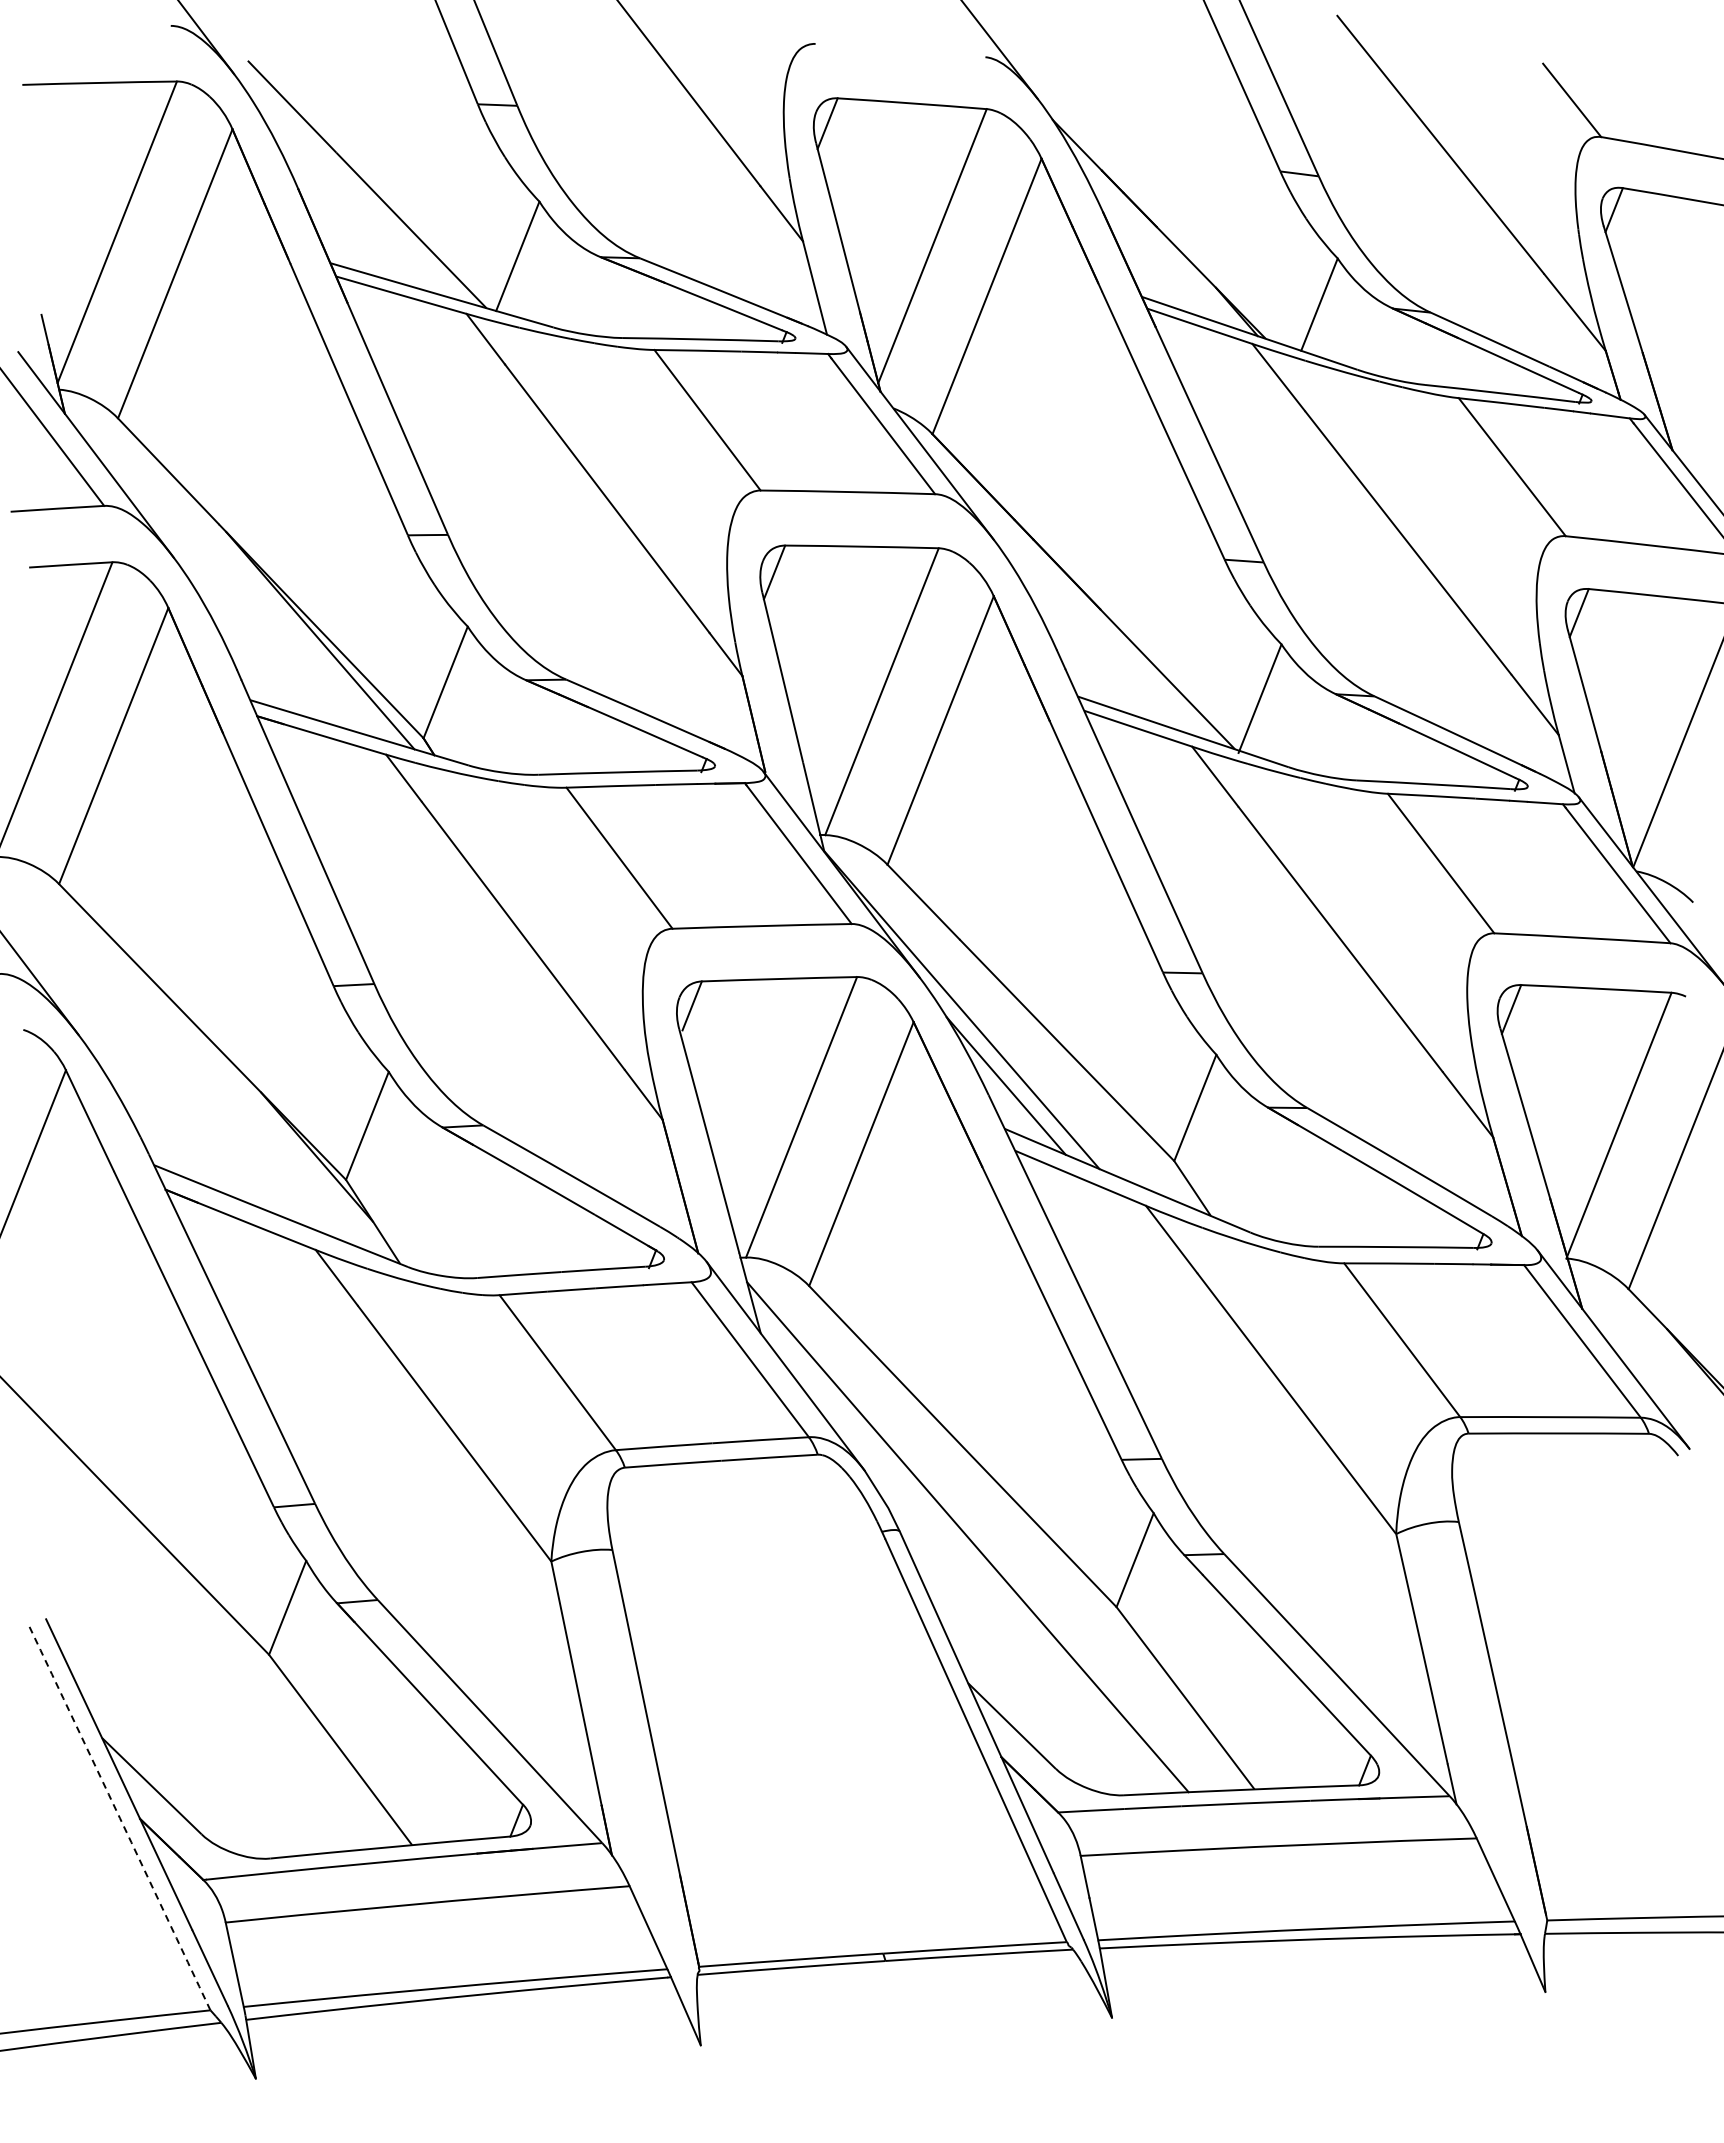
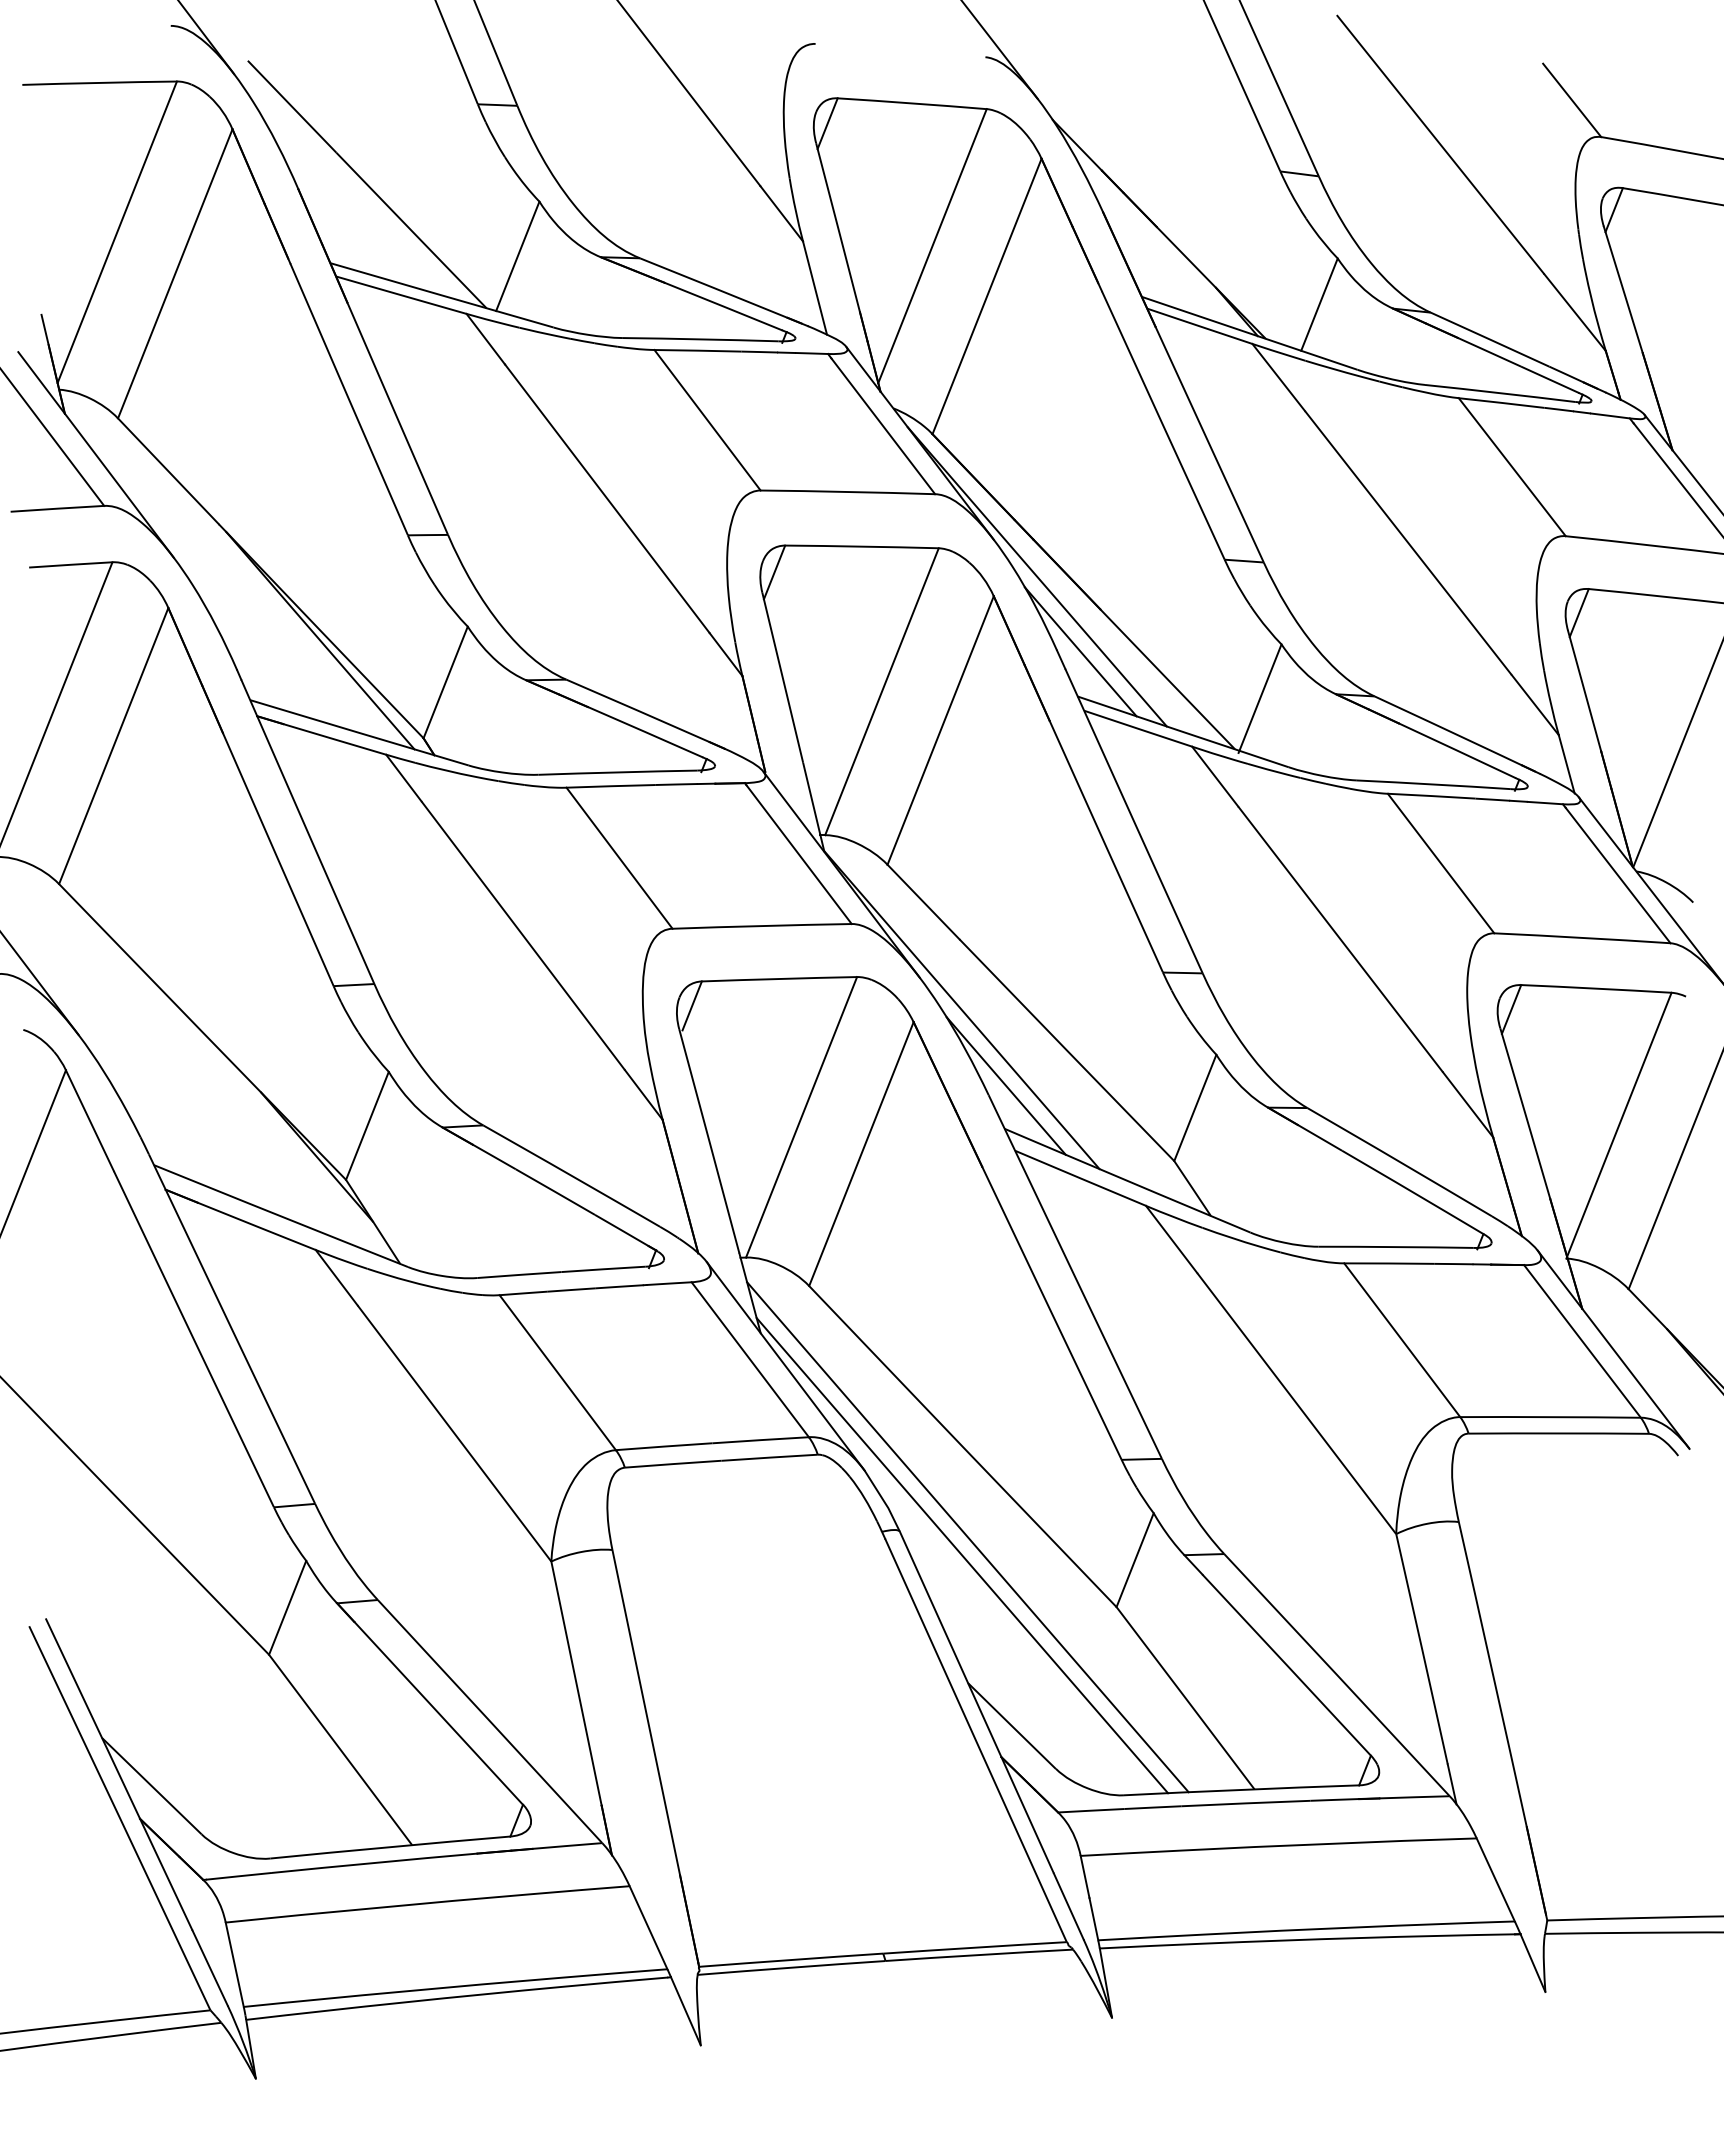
line: none -> present (1036, 576)
line: none -> present (1080, 651)
line: none -> present (962, 1555)
arc: dashed -> solid (119, 1818)
